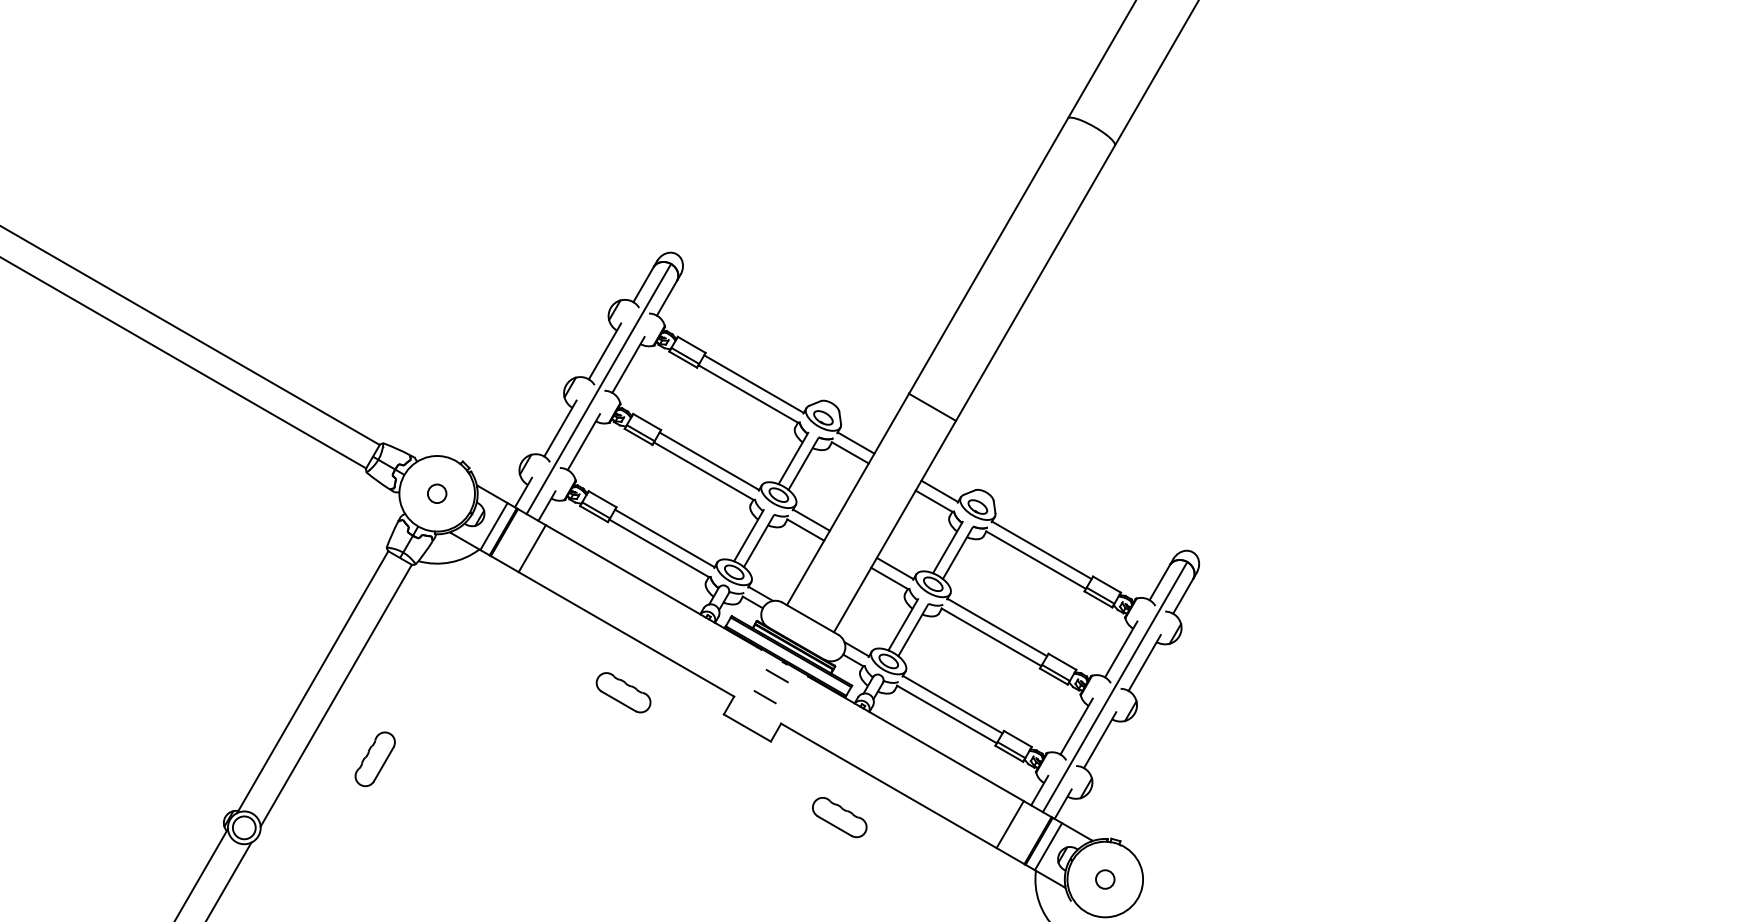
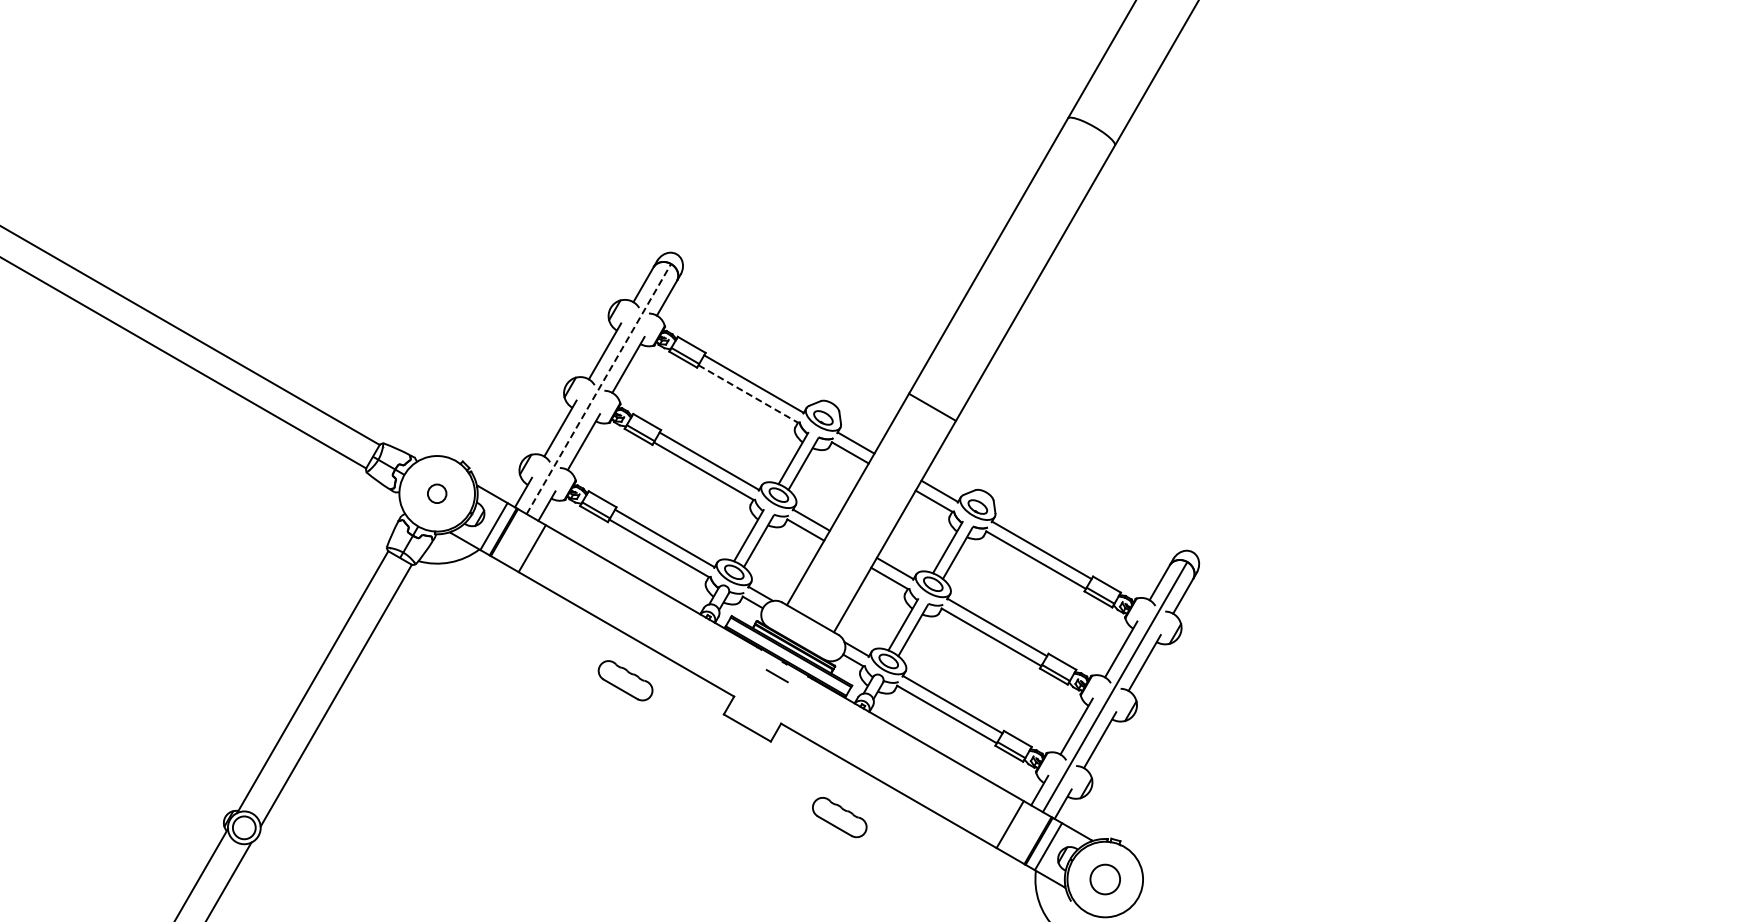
line: solid -> dashed (599, 388)
line: solid -> dashed (748, 394)
part position: (623, 692) -> (625, 680) (625, 680)
line: present -> none (764, 697)
part: present -> none (374, 759)
circle diameter: 19 px -> 30 px (1105, 879)
